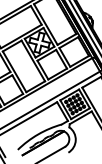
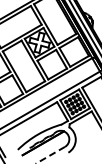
line: solid -> dashed (50, 155)
